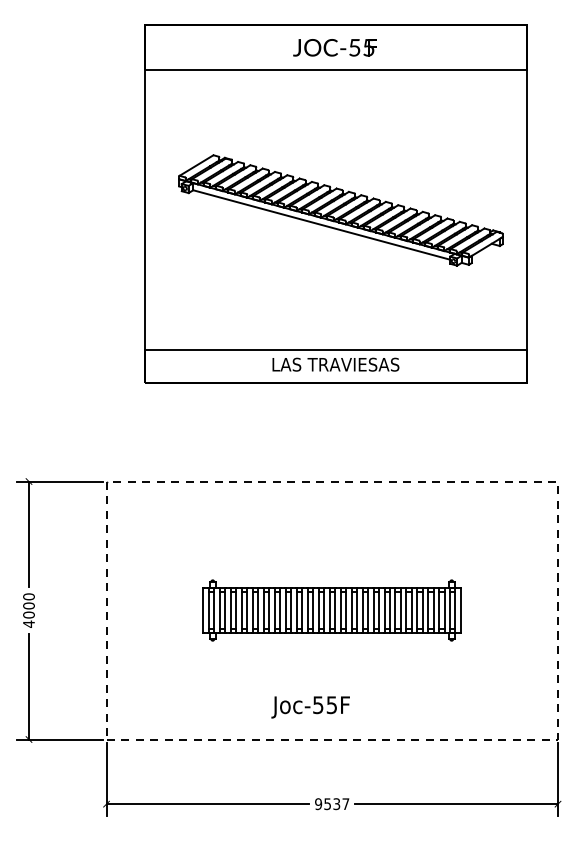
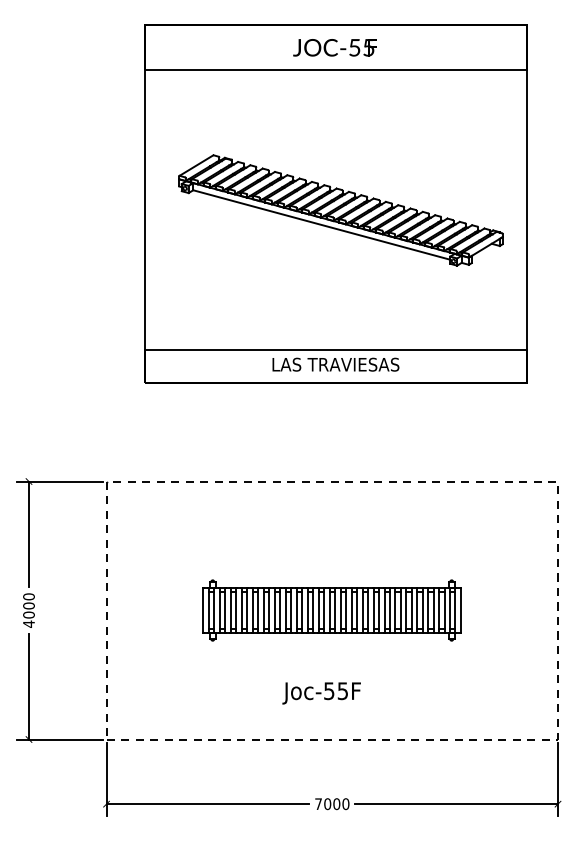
text position: (310, 707) -> (321, 693) (321, 693)
text: 9537 -> 7000 (332, 804)
